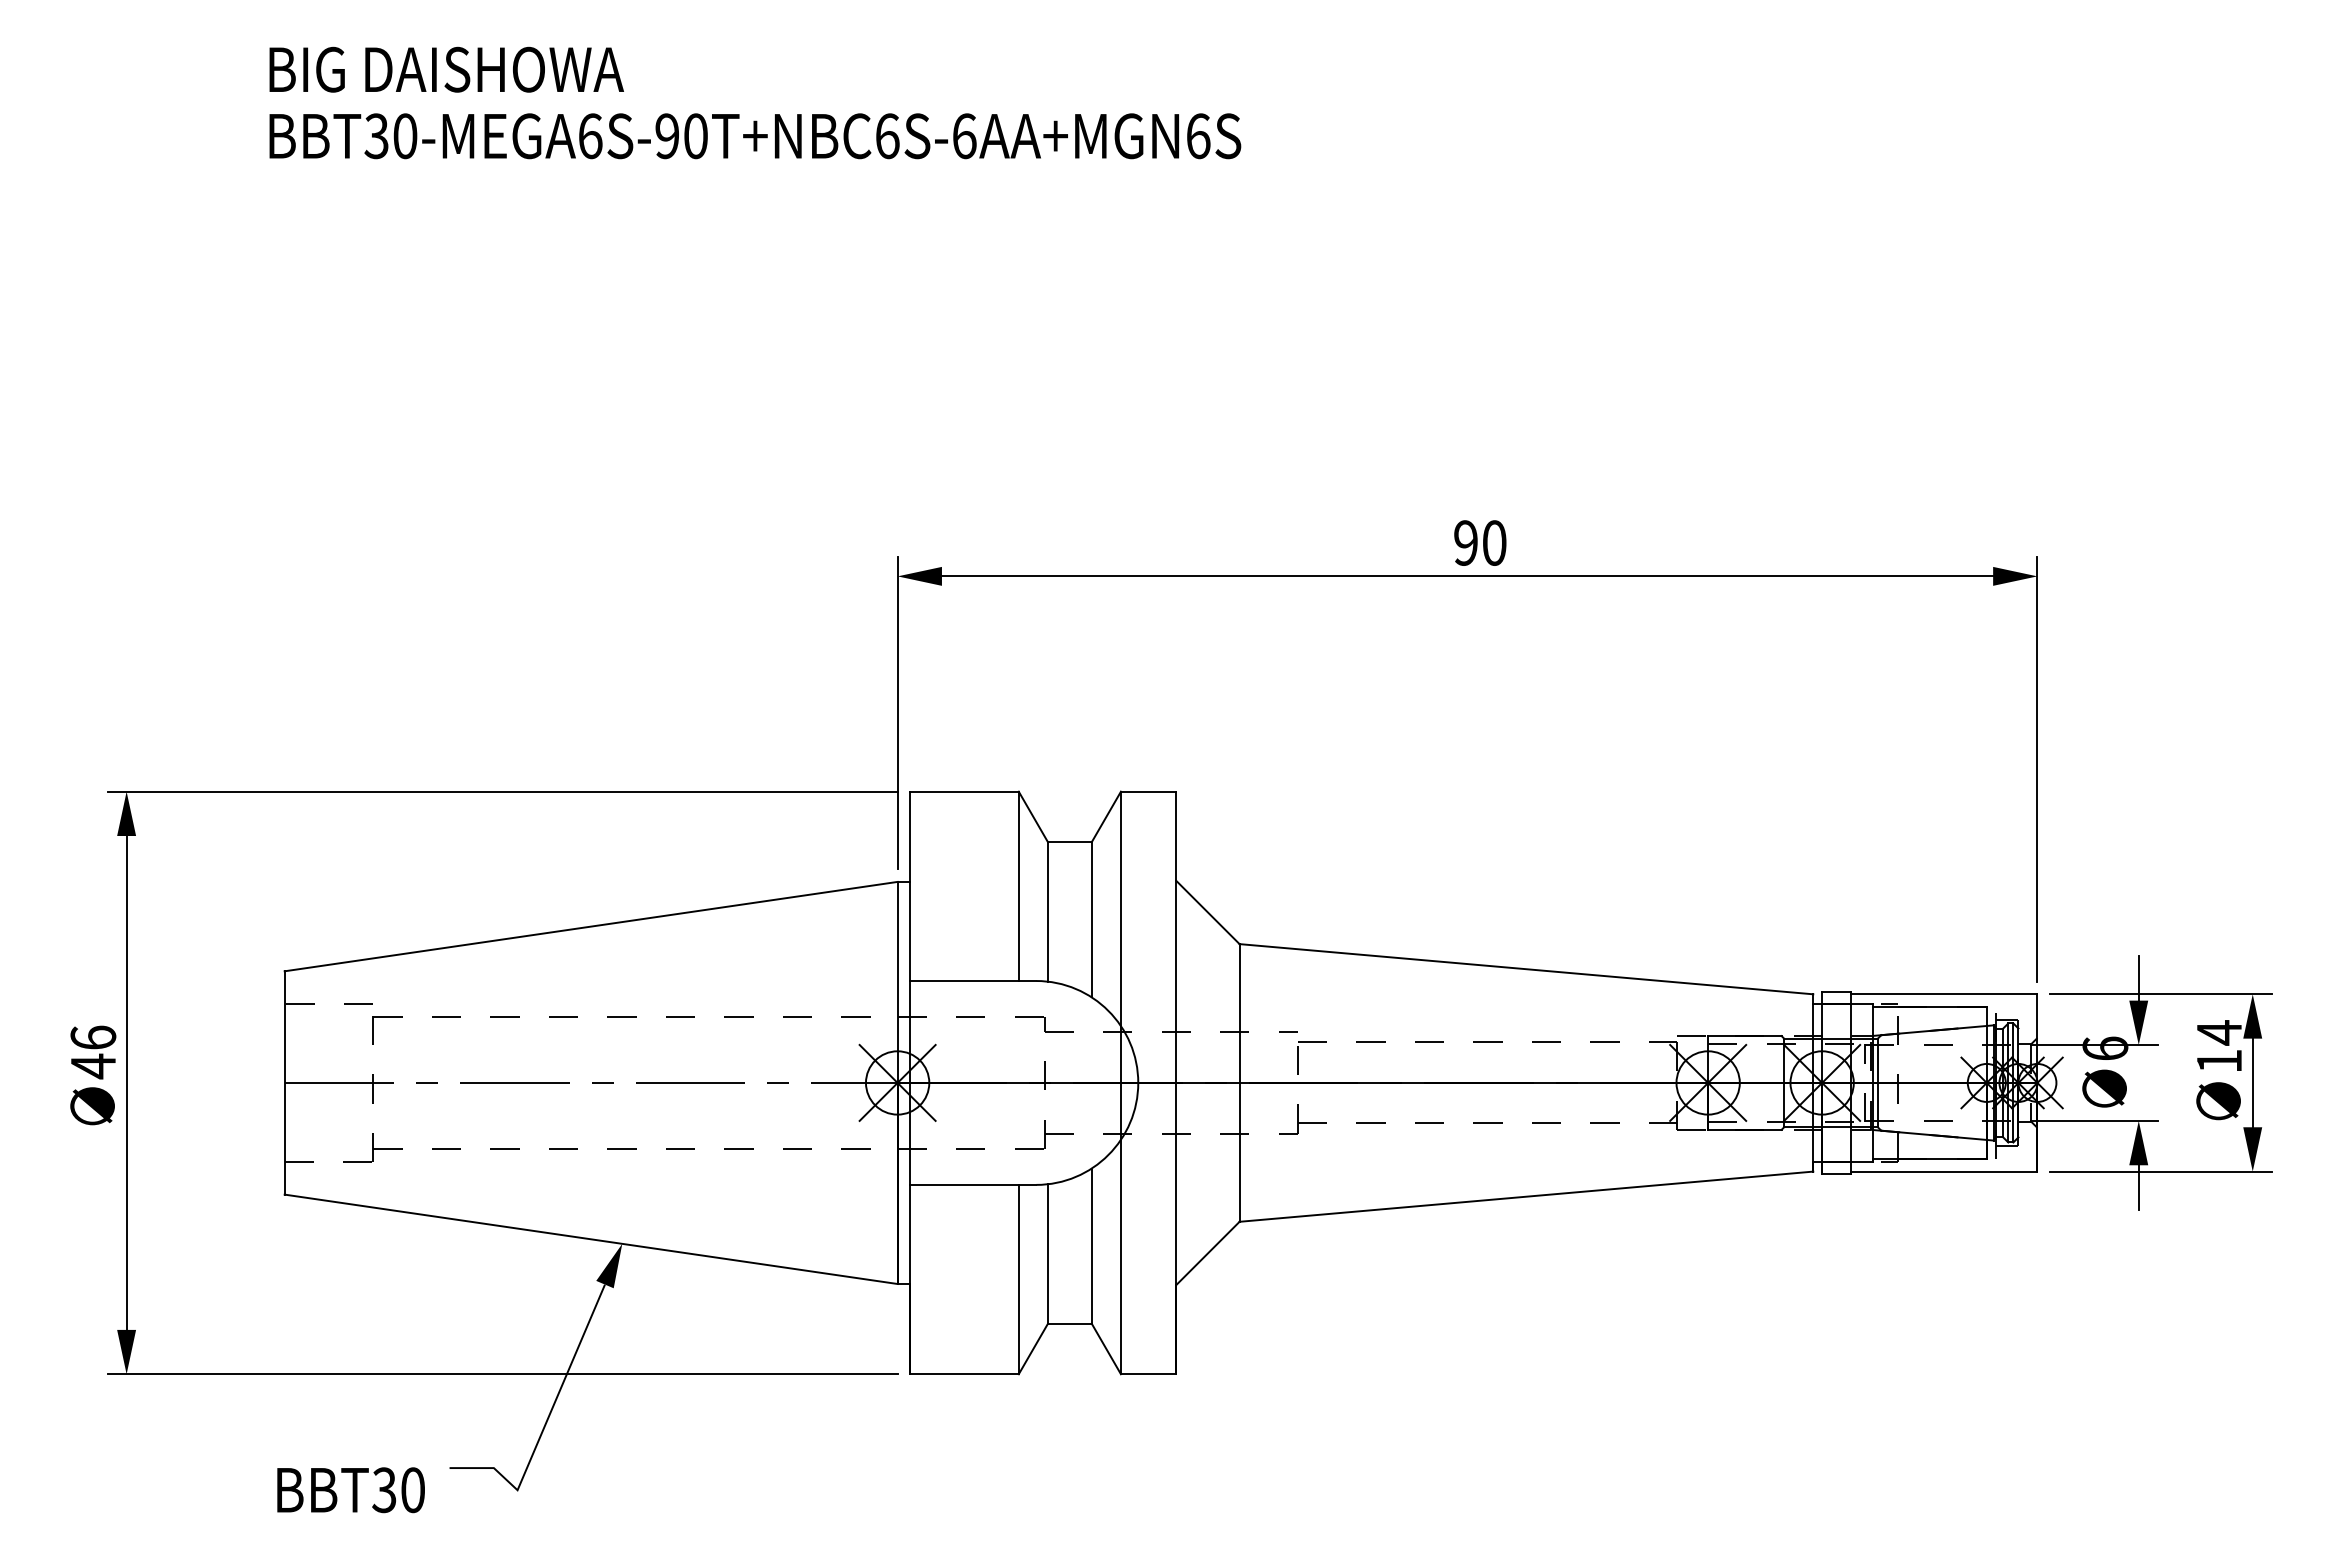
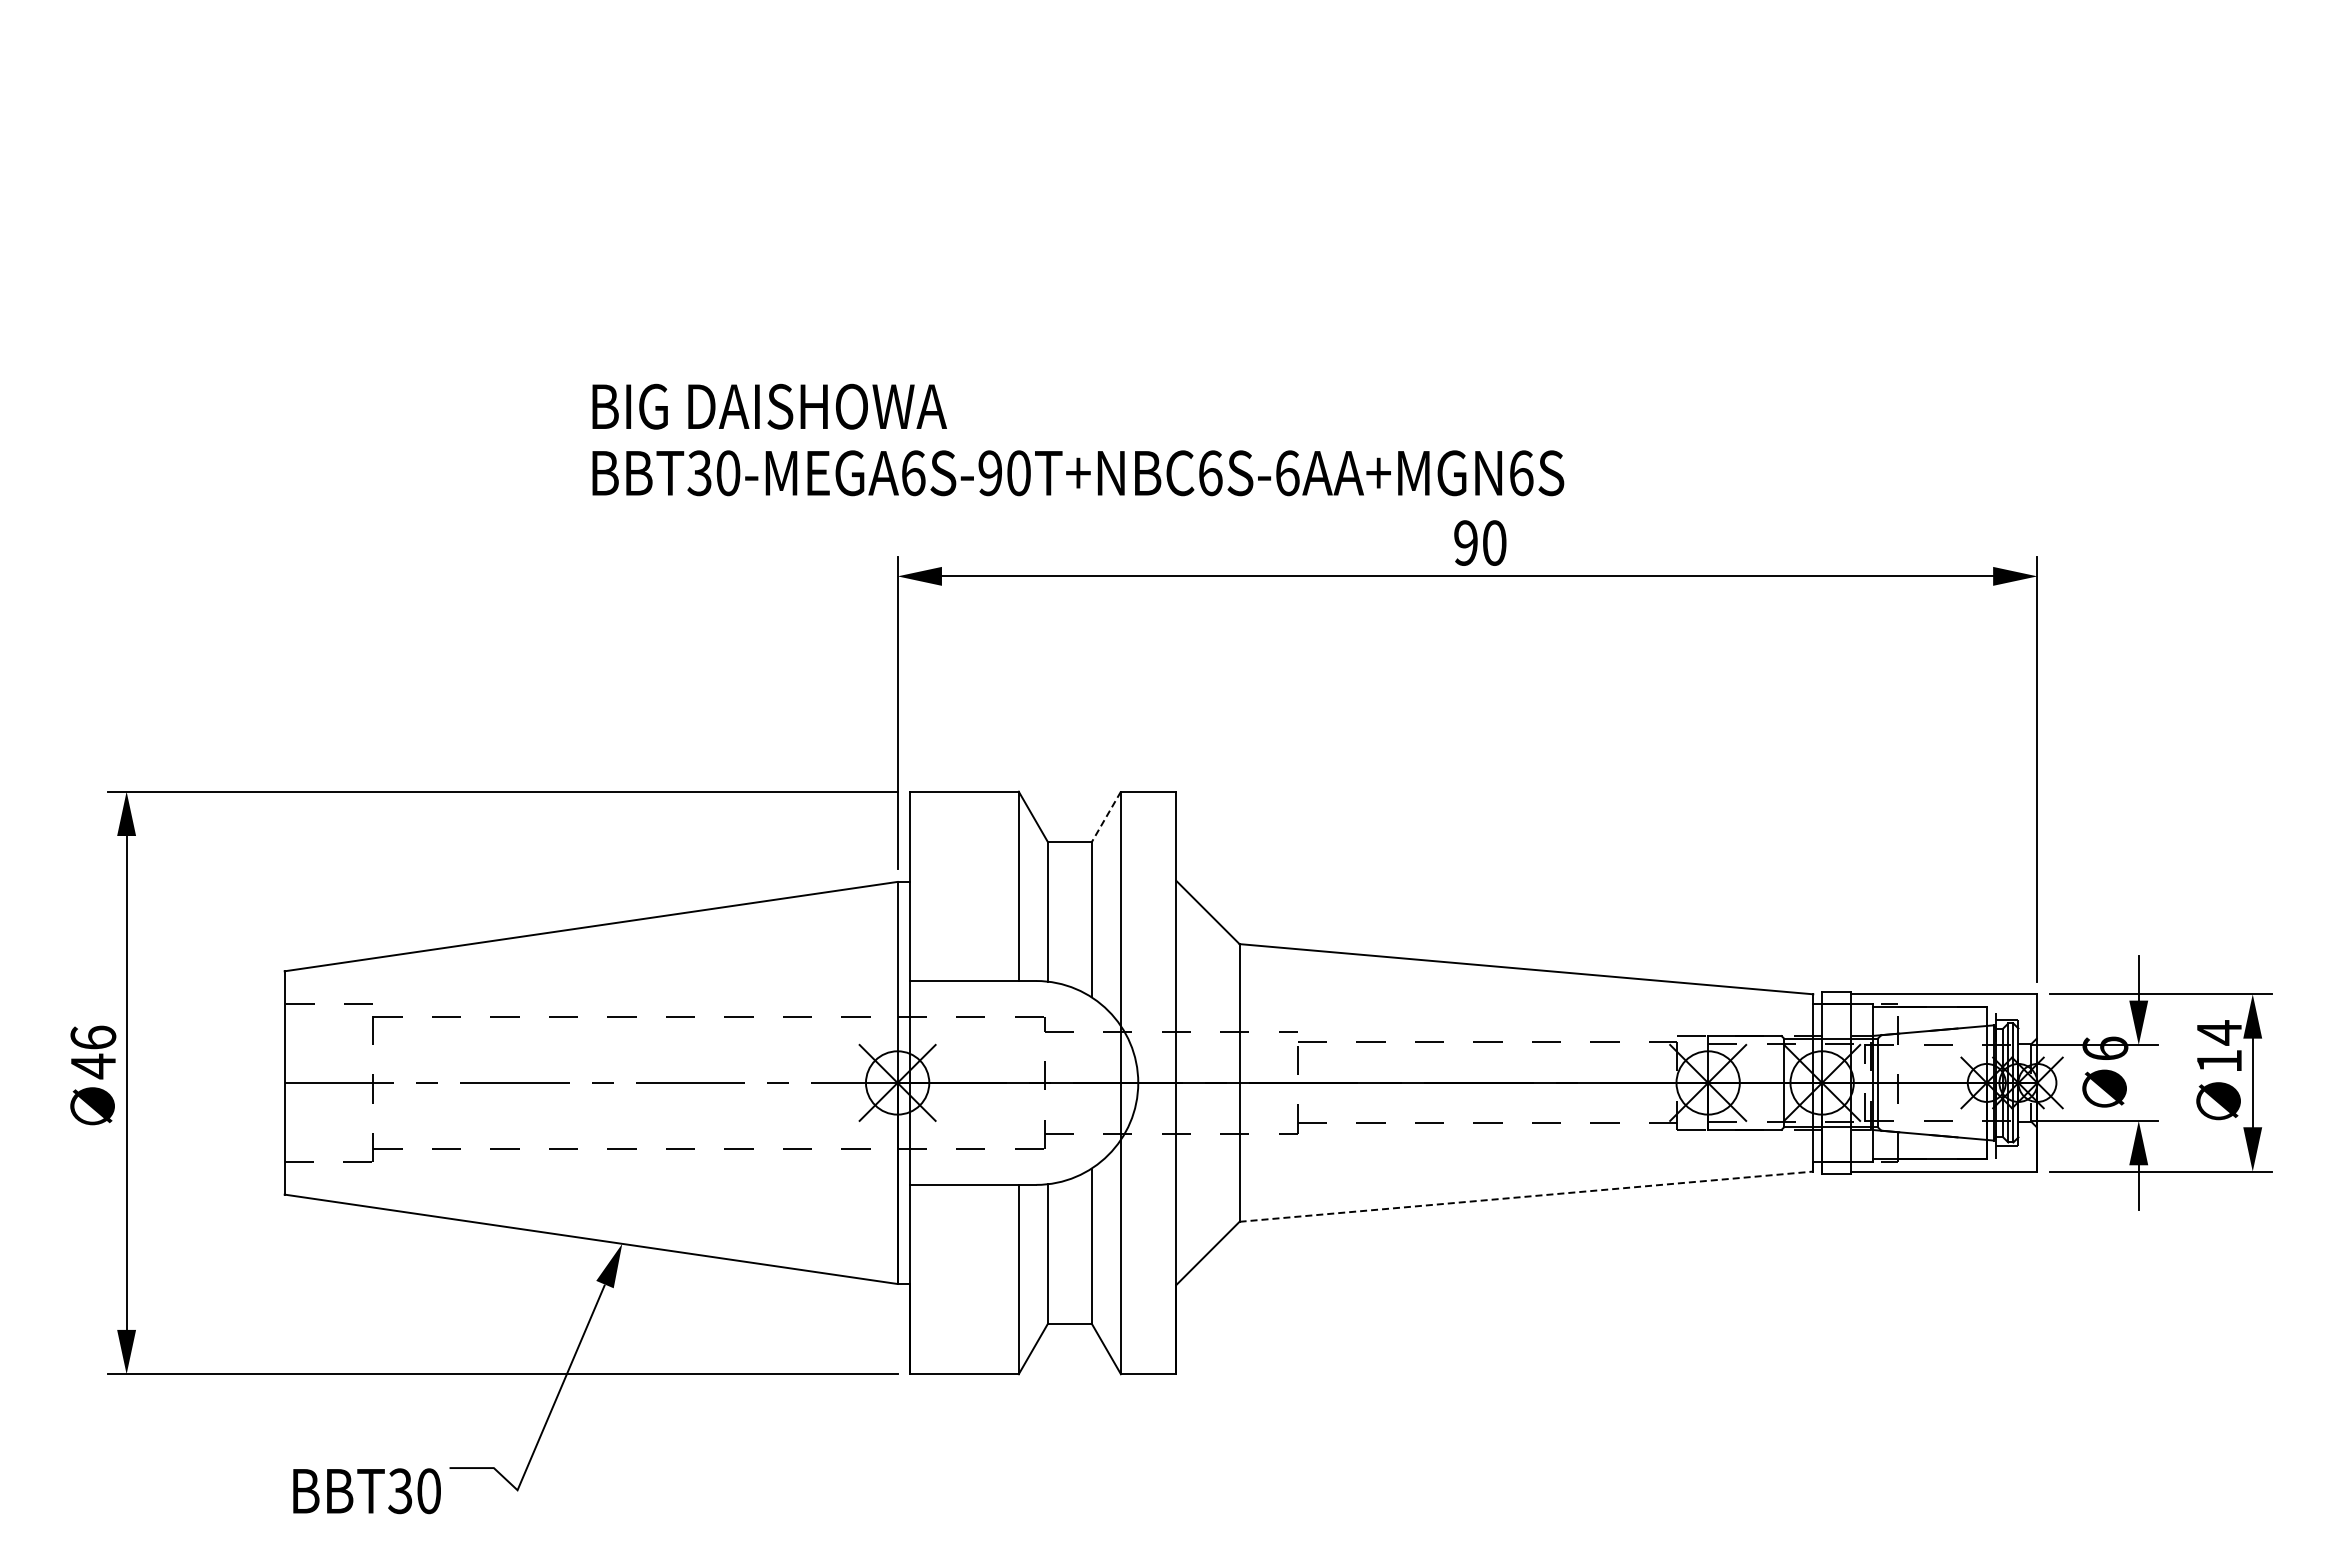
text position: (755, 102) -> (1078, 439) (1078, 439)
line: solid -> dashed (1106, 817)
line: solid -> dashed (1526, 1196)
text position: (350, 1490) -> (366, 1491) (366, 1491)
